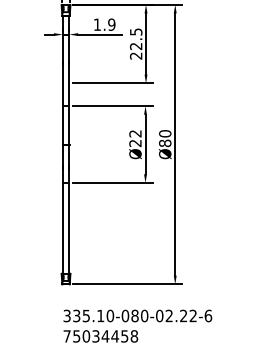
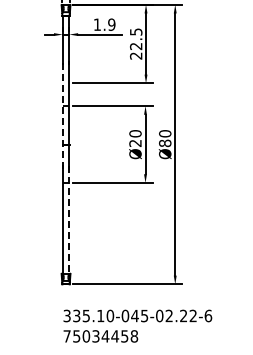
line: solid -> dashed (62, 114)
text: Ø22 -> Ø20 (135, 133)
line: solid -> dashed (69, 219)
text: 335.10-080-02.22-6 -> 335.10-045-02.22-6 (139, 315)
